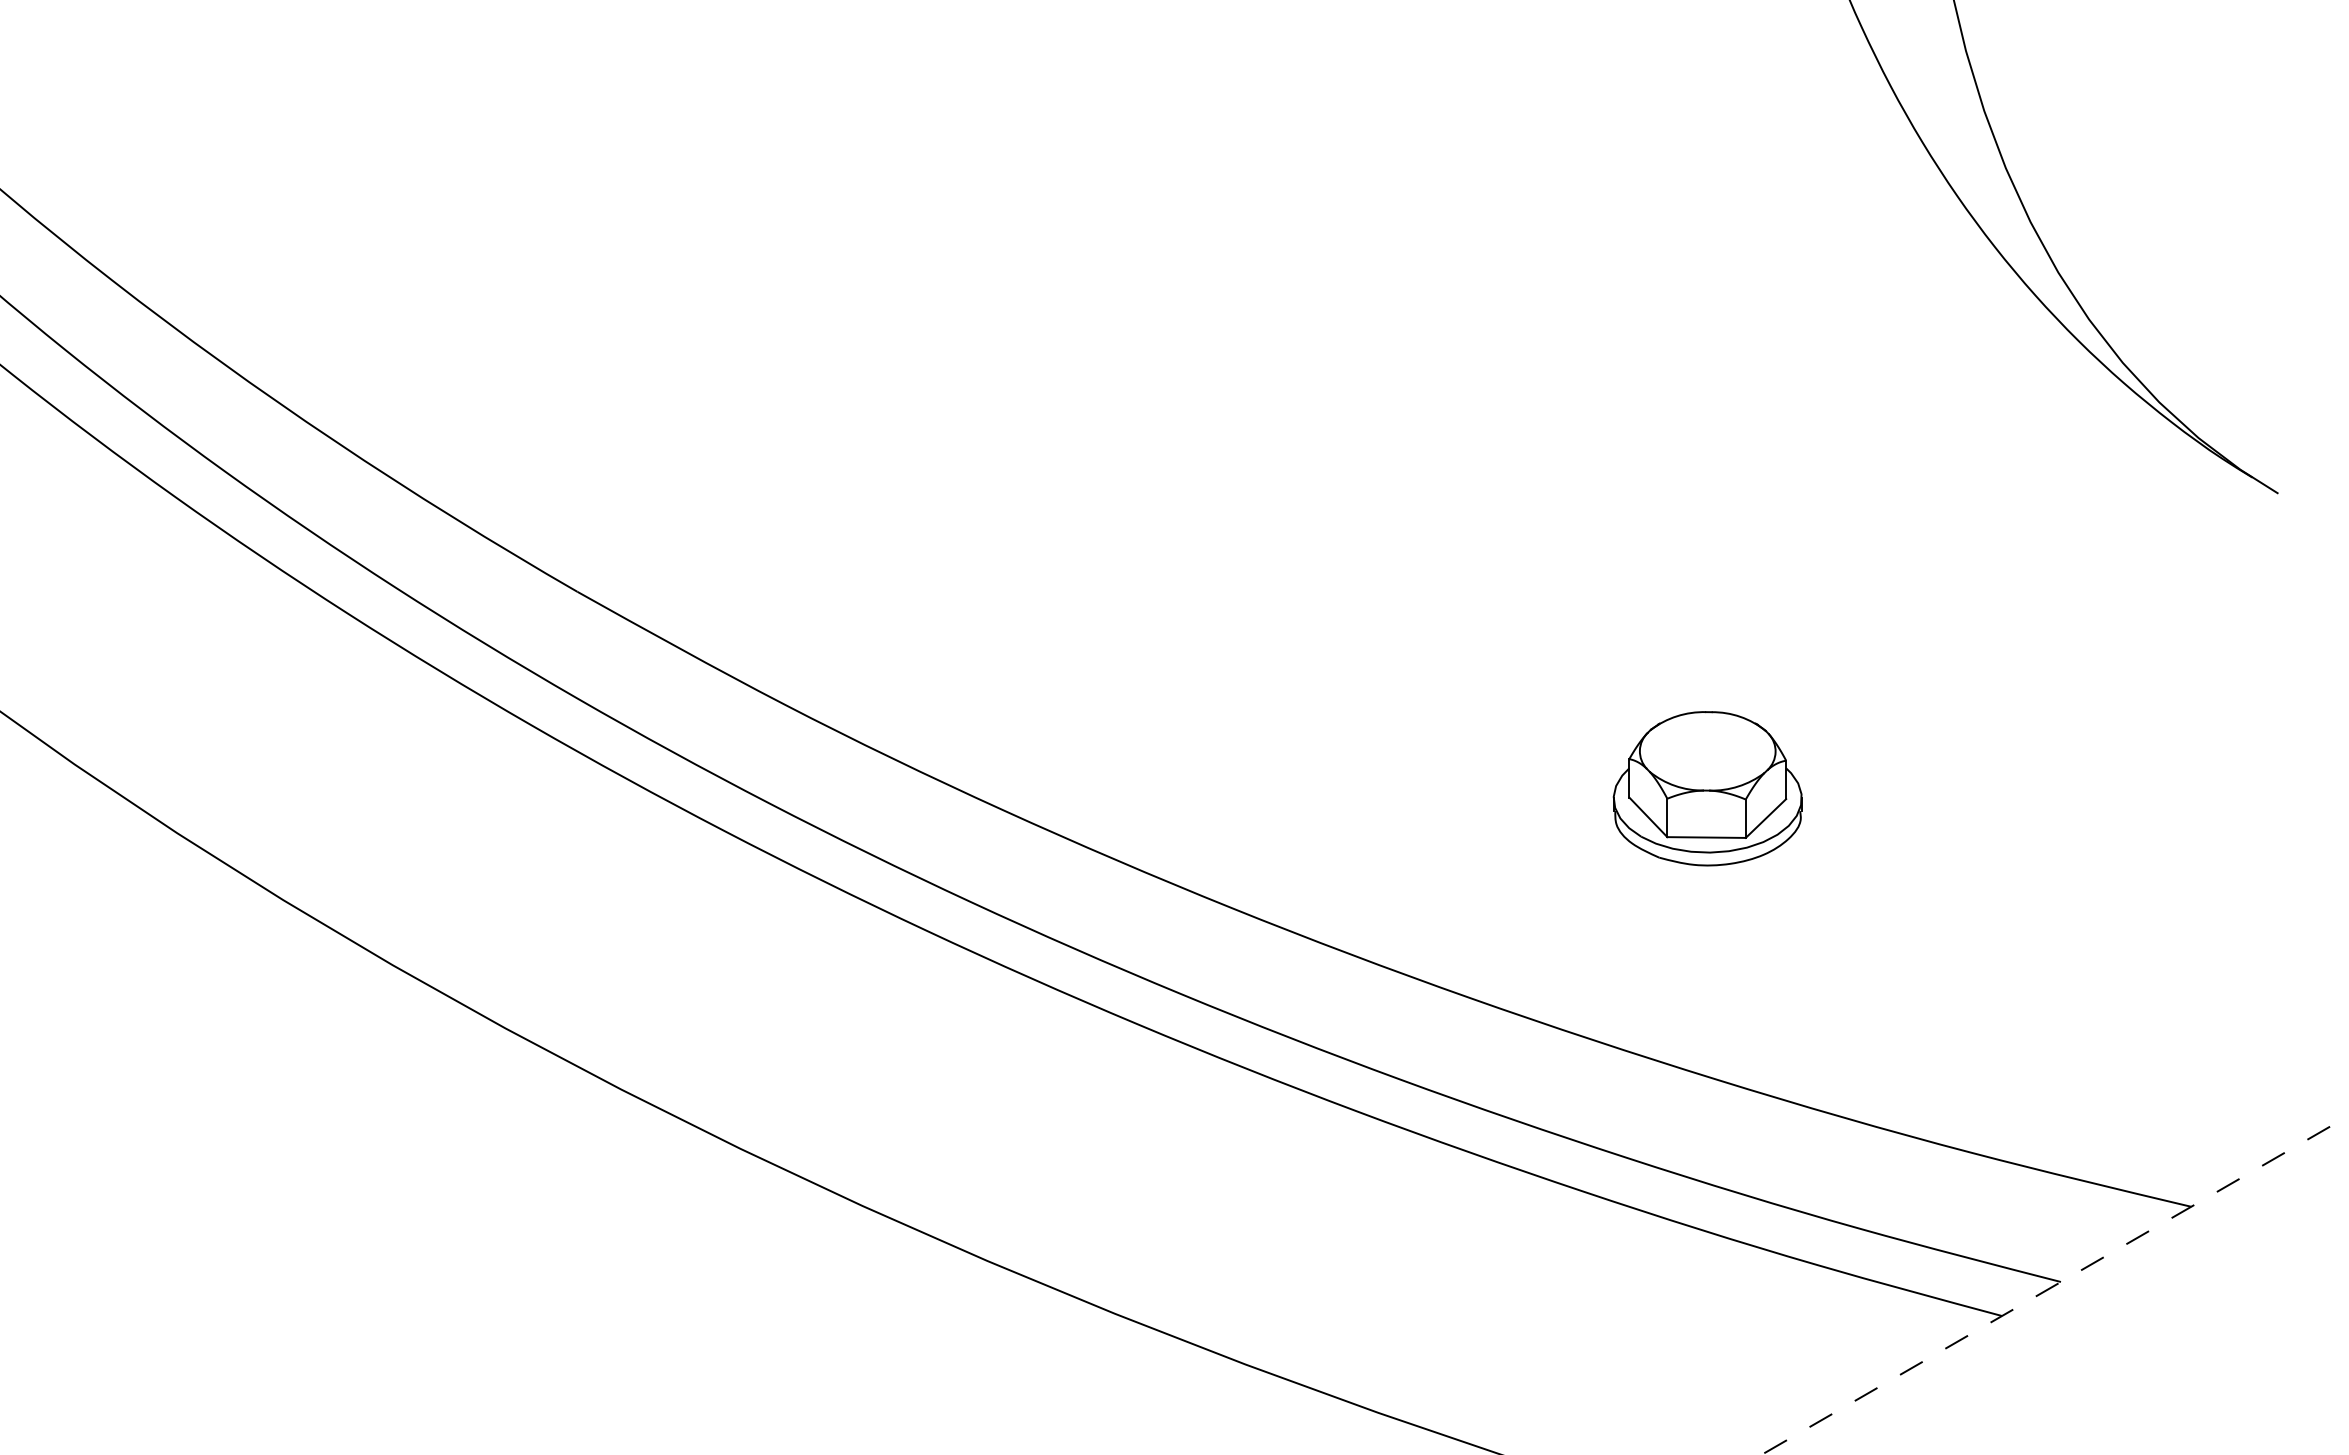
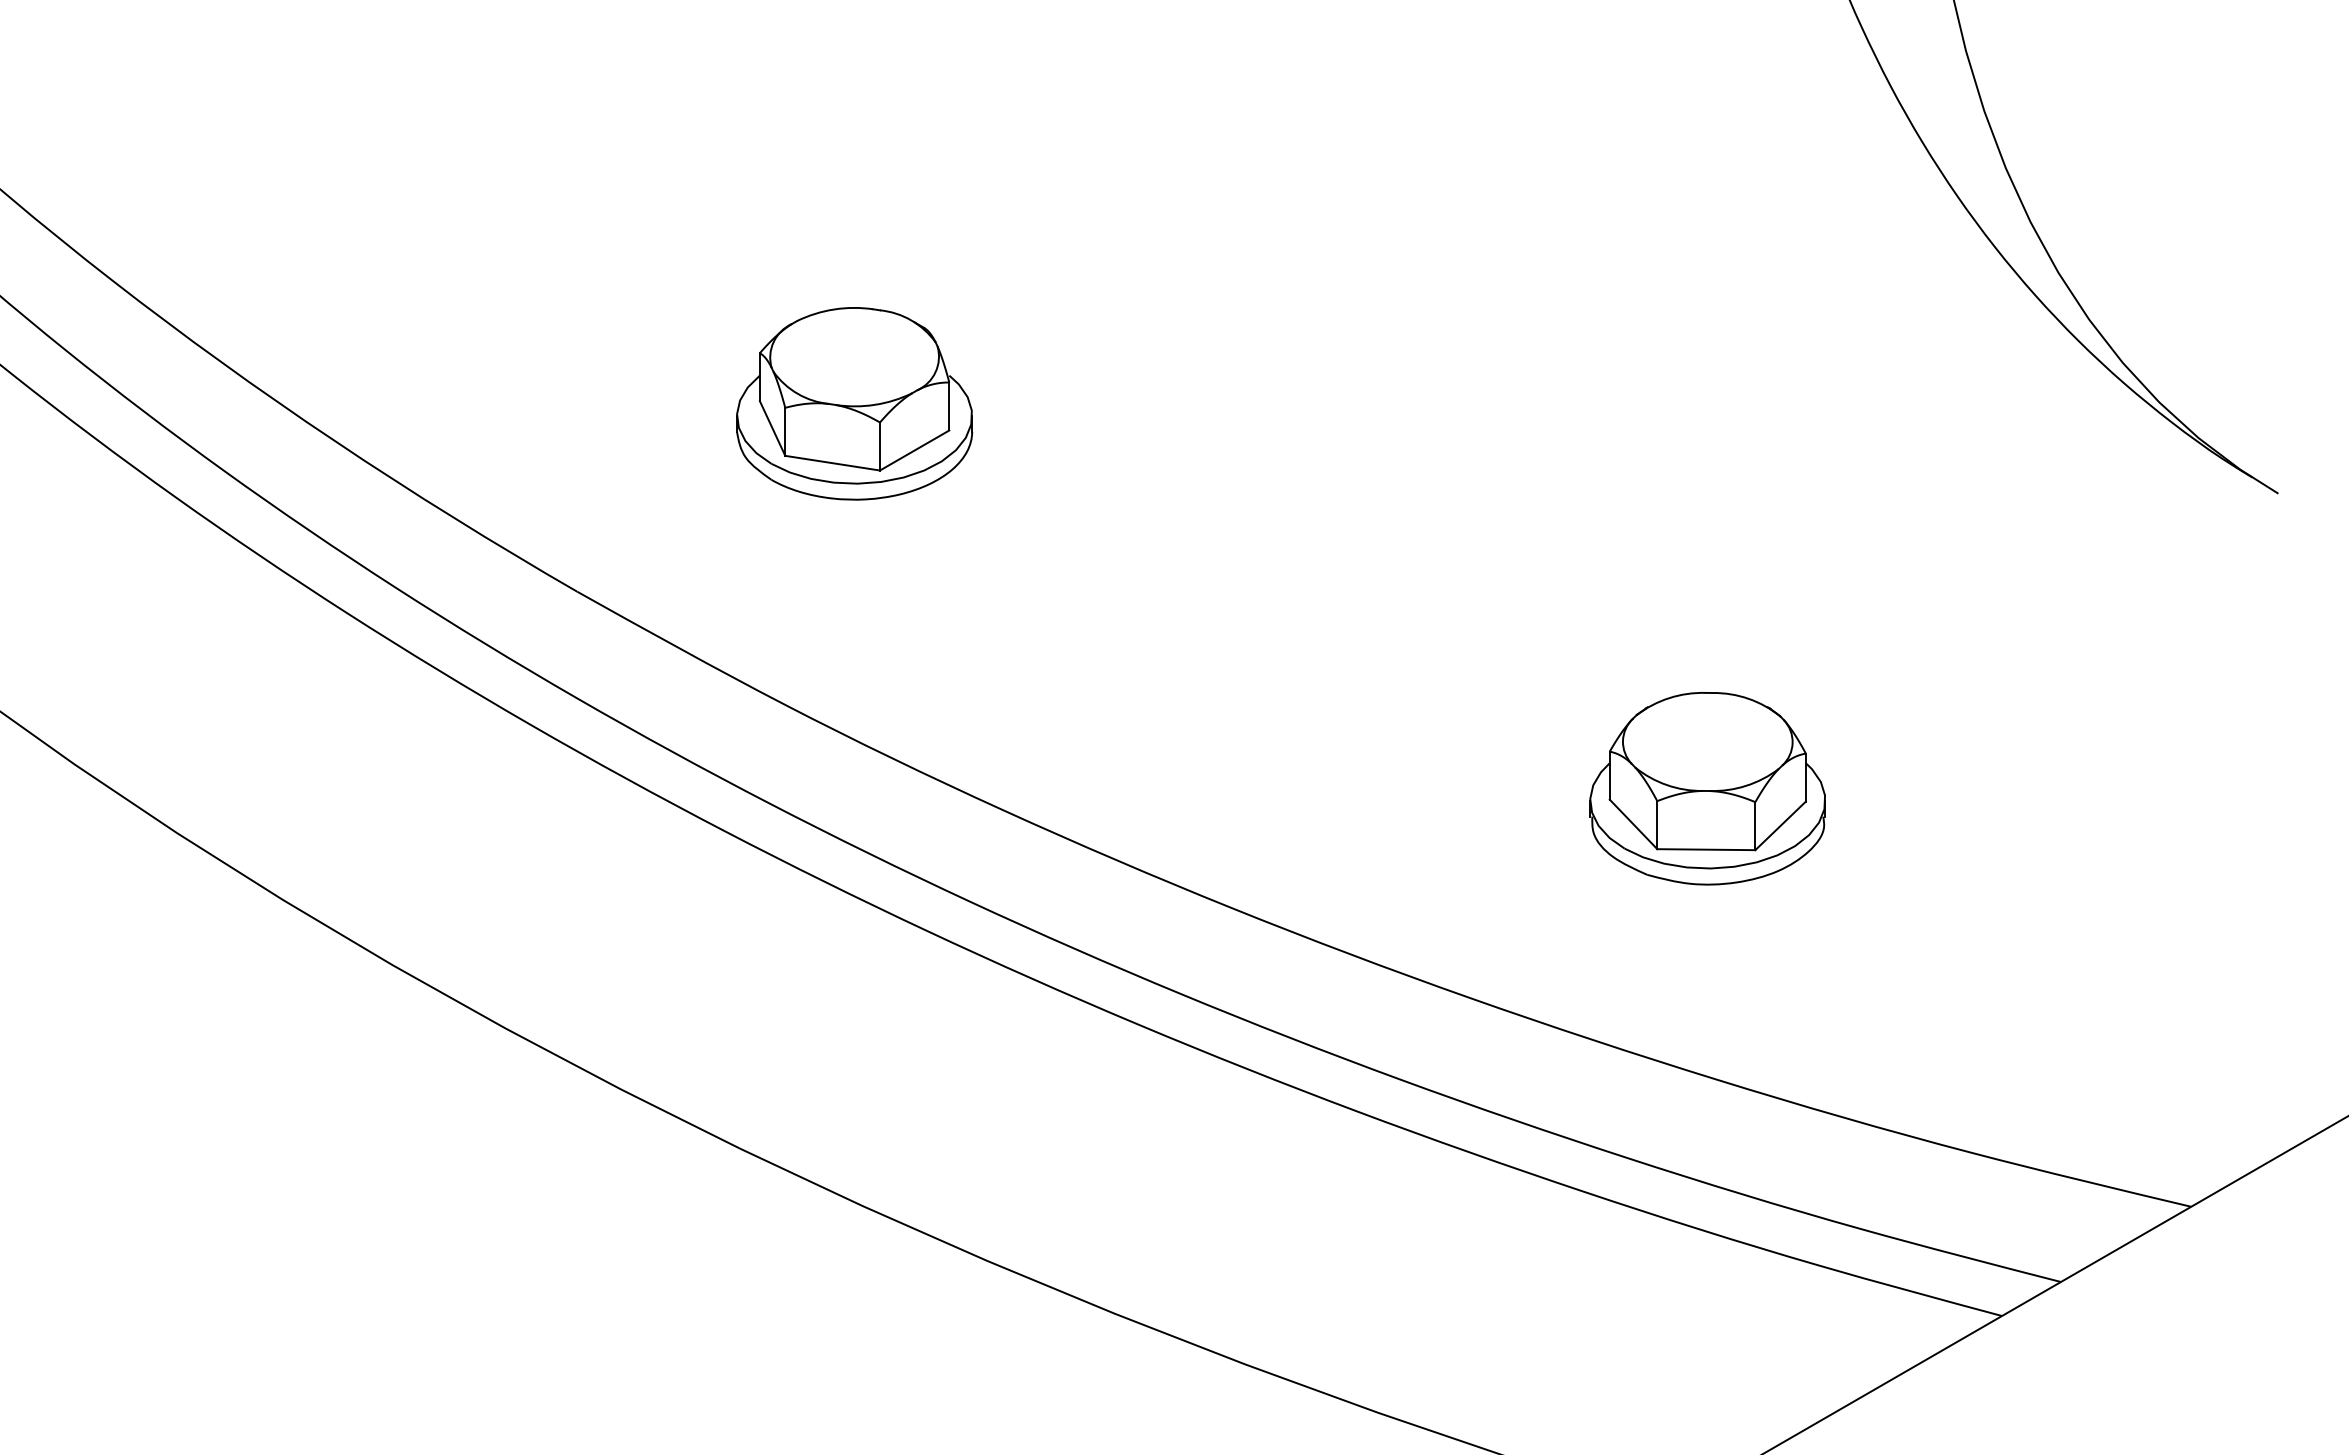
part: none -> present (854, 403)
part size: 191x156 px -> 237x194 px (1707, 788)
line: dashed -> solid (2054, 1285)
